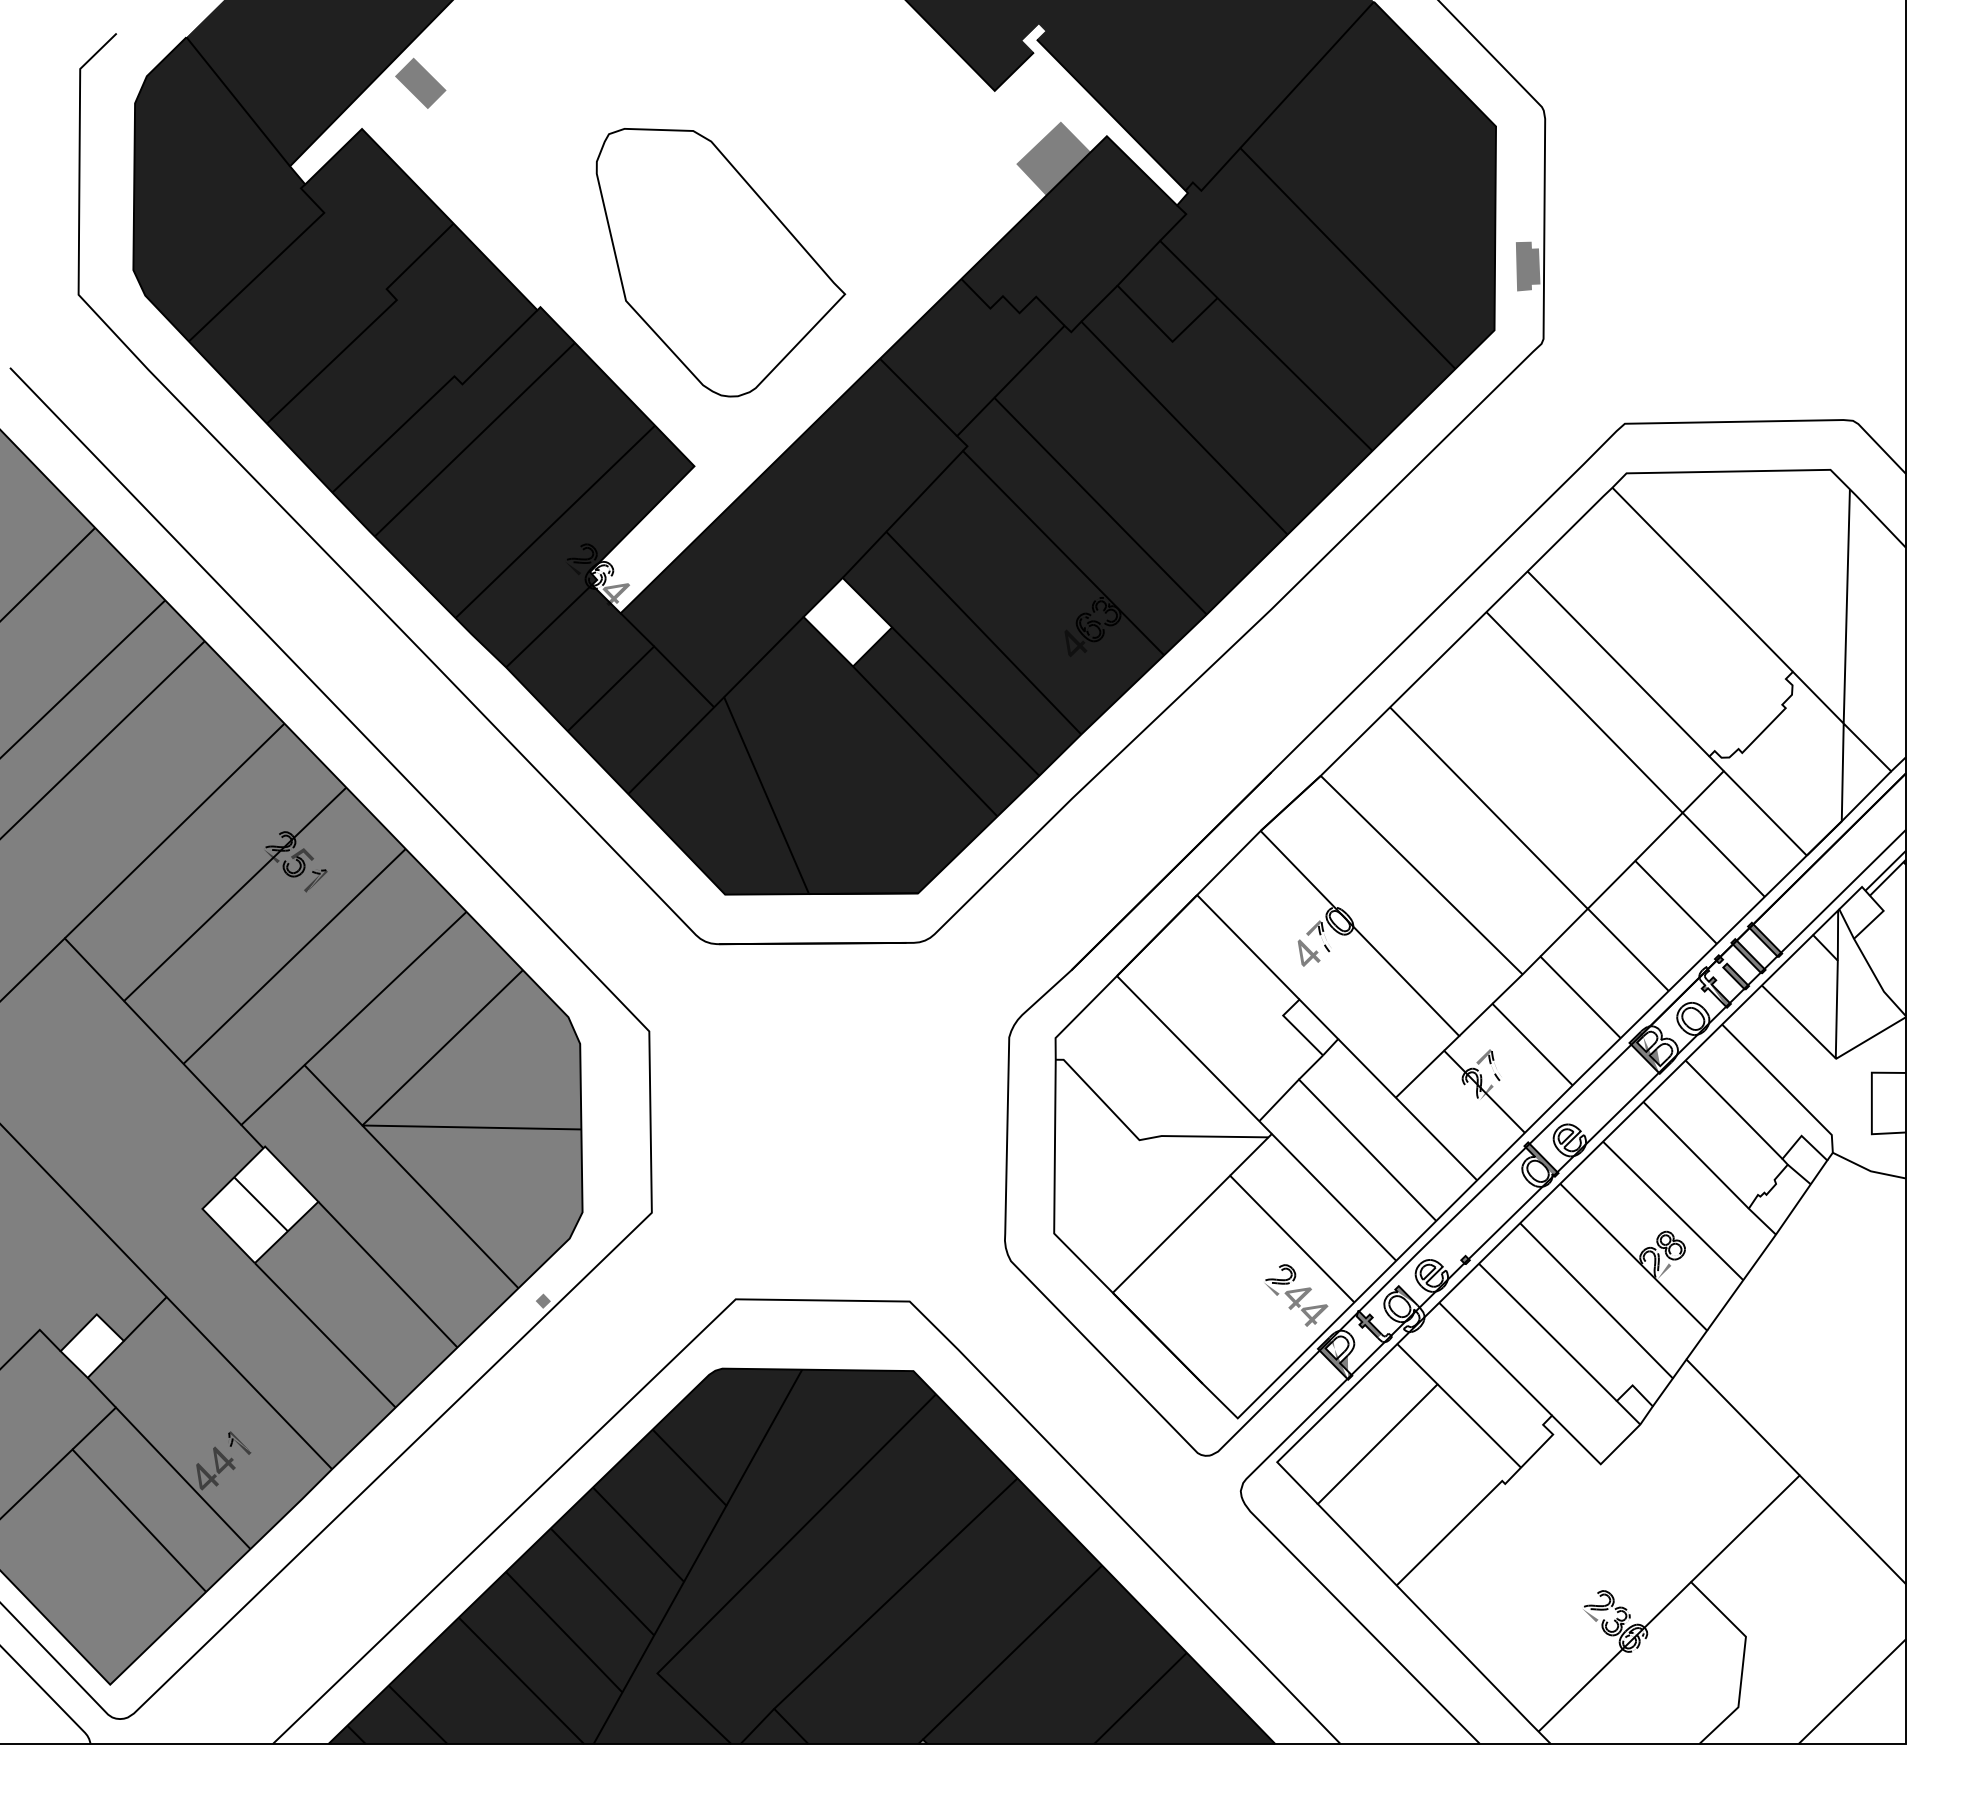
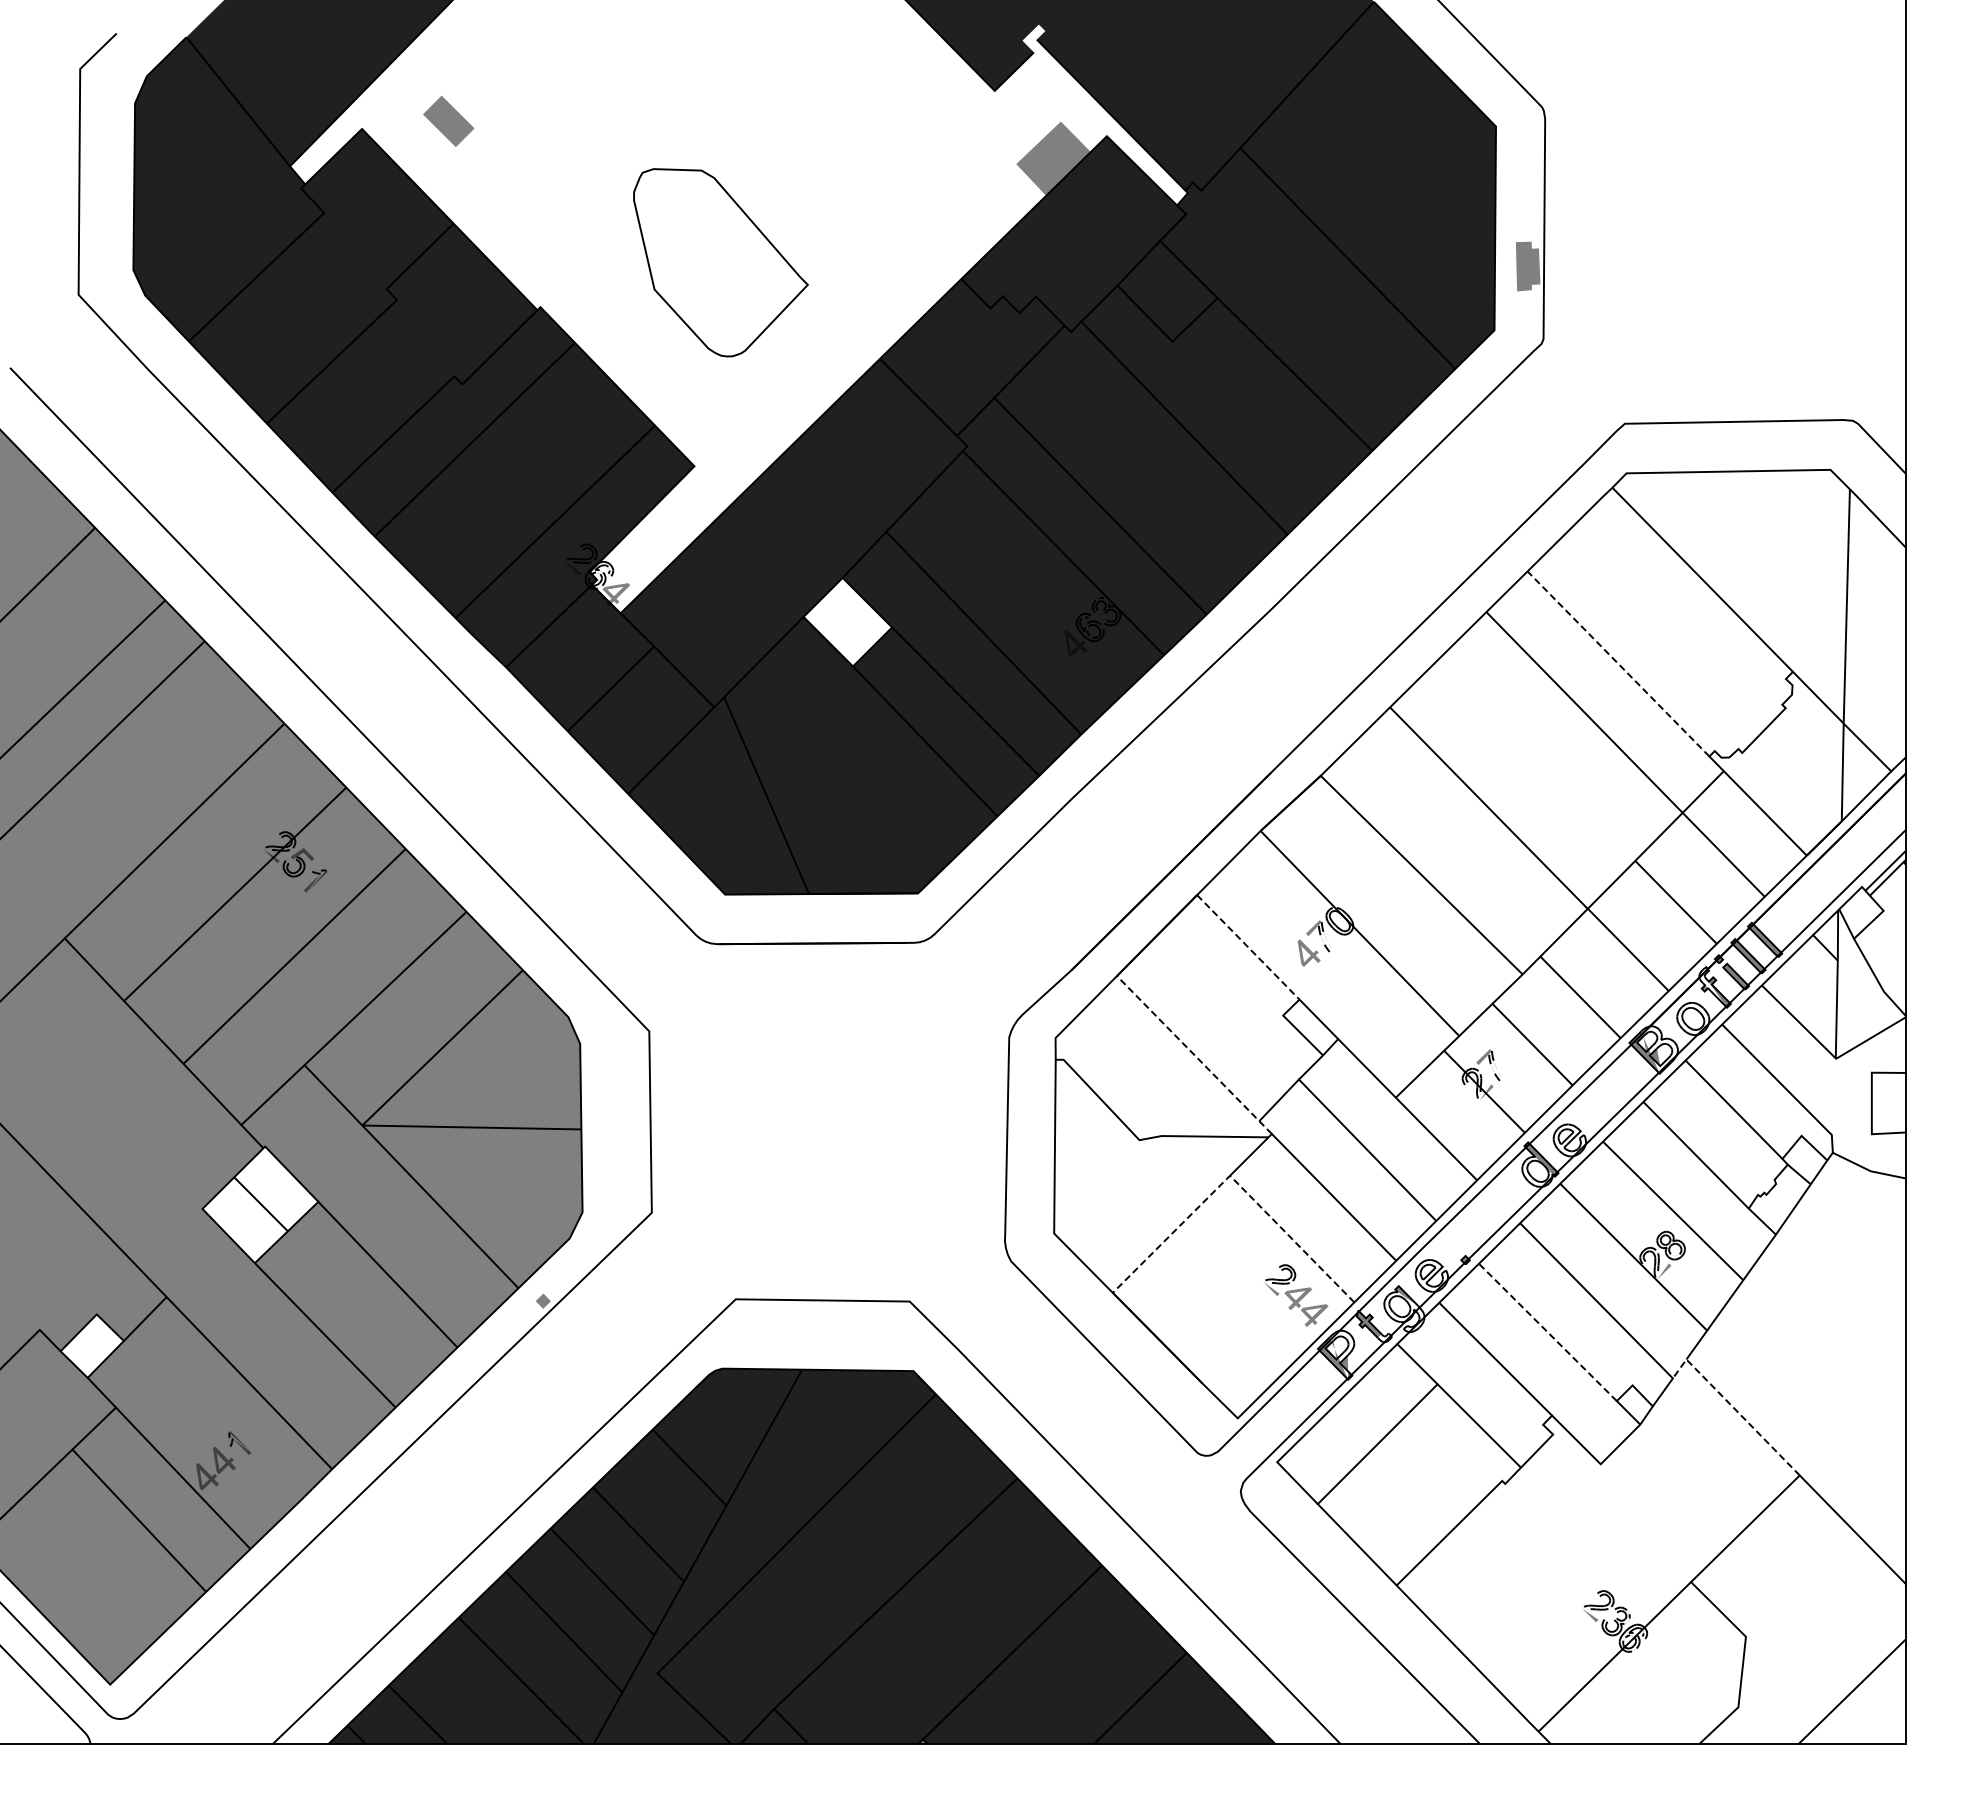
part position: (420, 83) -> (448, 121) (448, 121)
part size: 252x270 px -> 176x190 px (720, 262)
line: solid -> dashed (1618, 663)
line: solid -> dashed (1248, 947)
line: solid -> dashed (1195, 1055)
line: solid -> dashed (1233, 1179)
line: solid -> dashed (1548, 1332)
line: solid -> dashed (1734, 1408)
